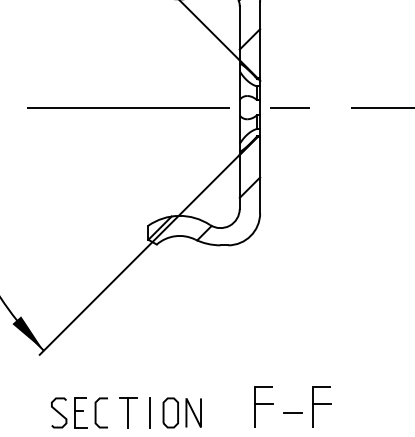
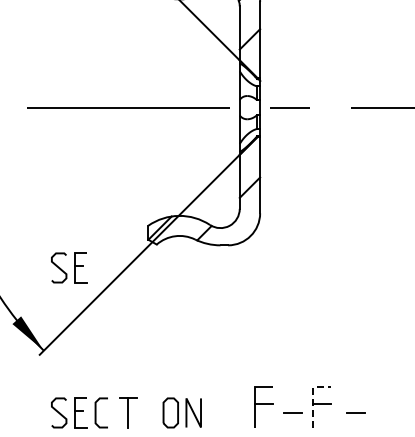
part: none -> present (69, 267)
line: solid -> dashed (313, 397)
line: present -> none (150, 412)
line: none -> present (355, 412)
